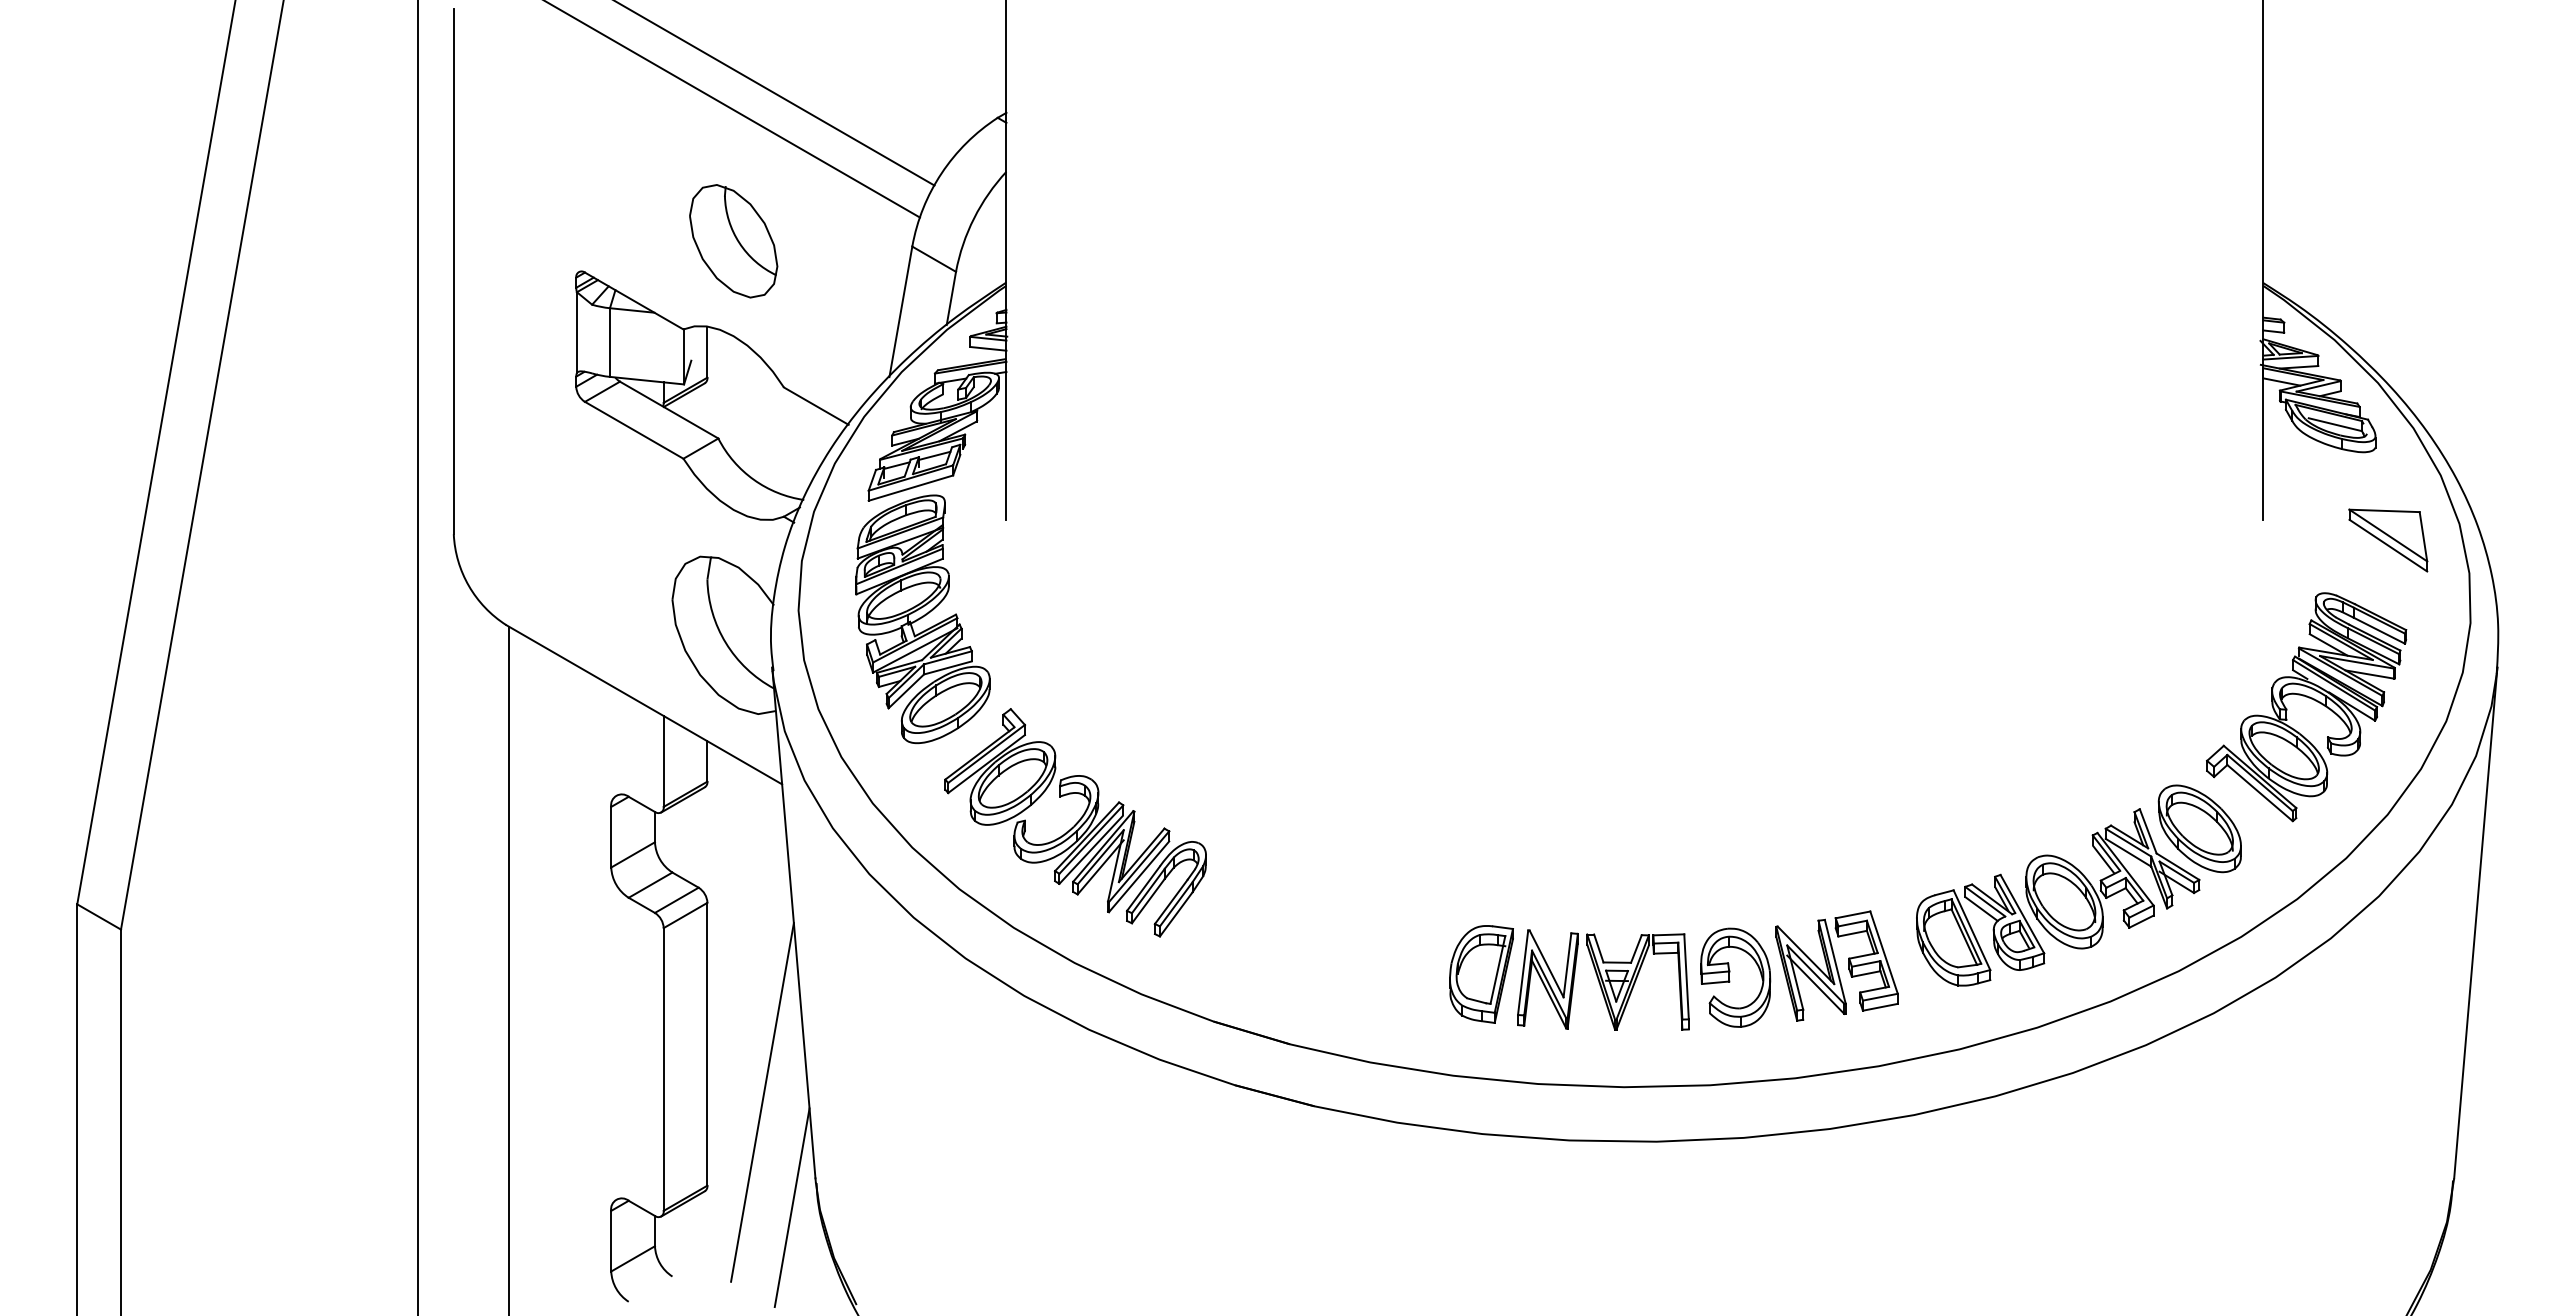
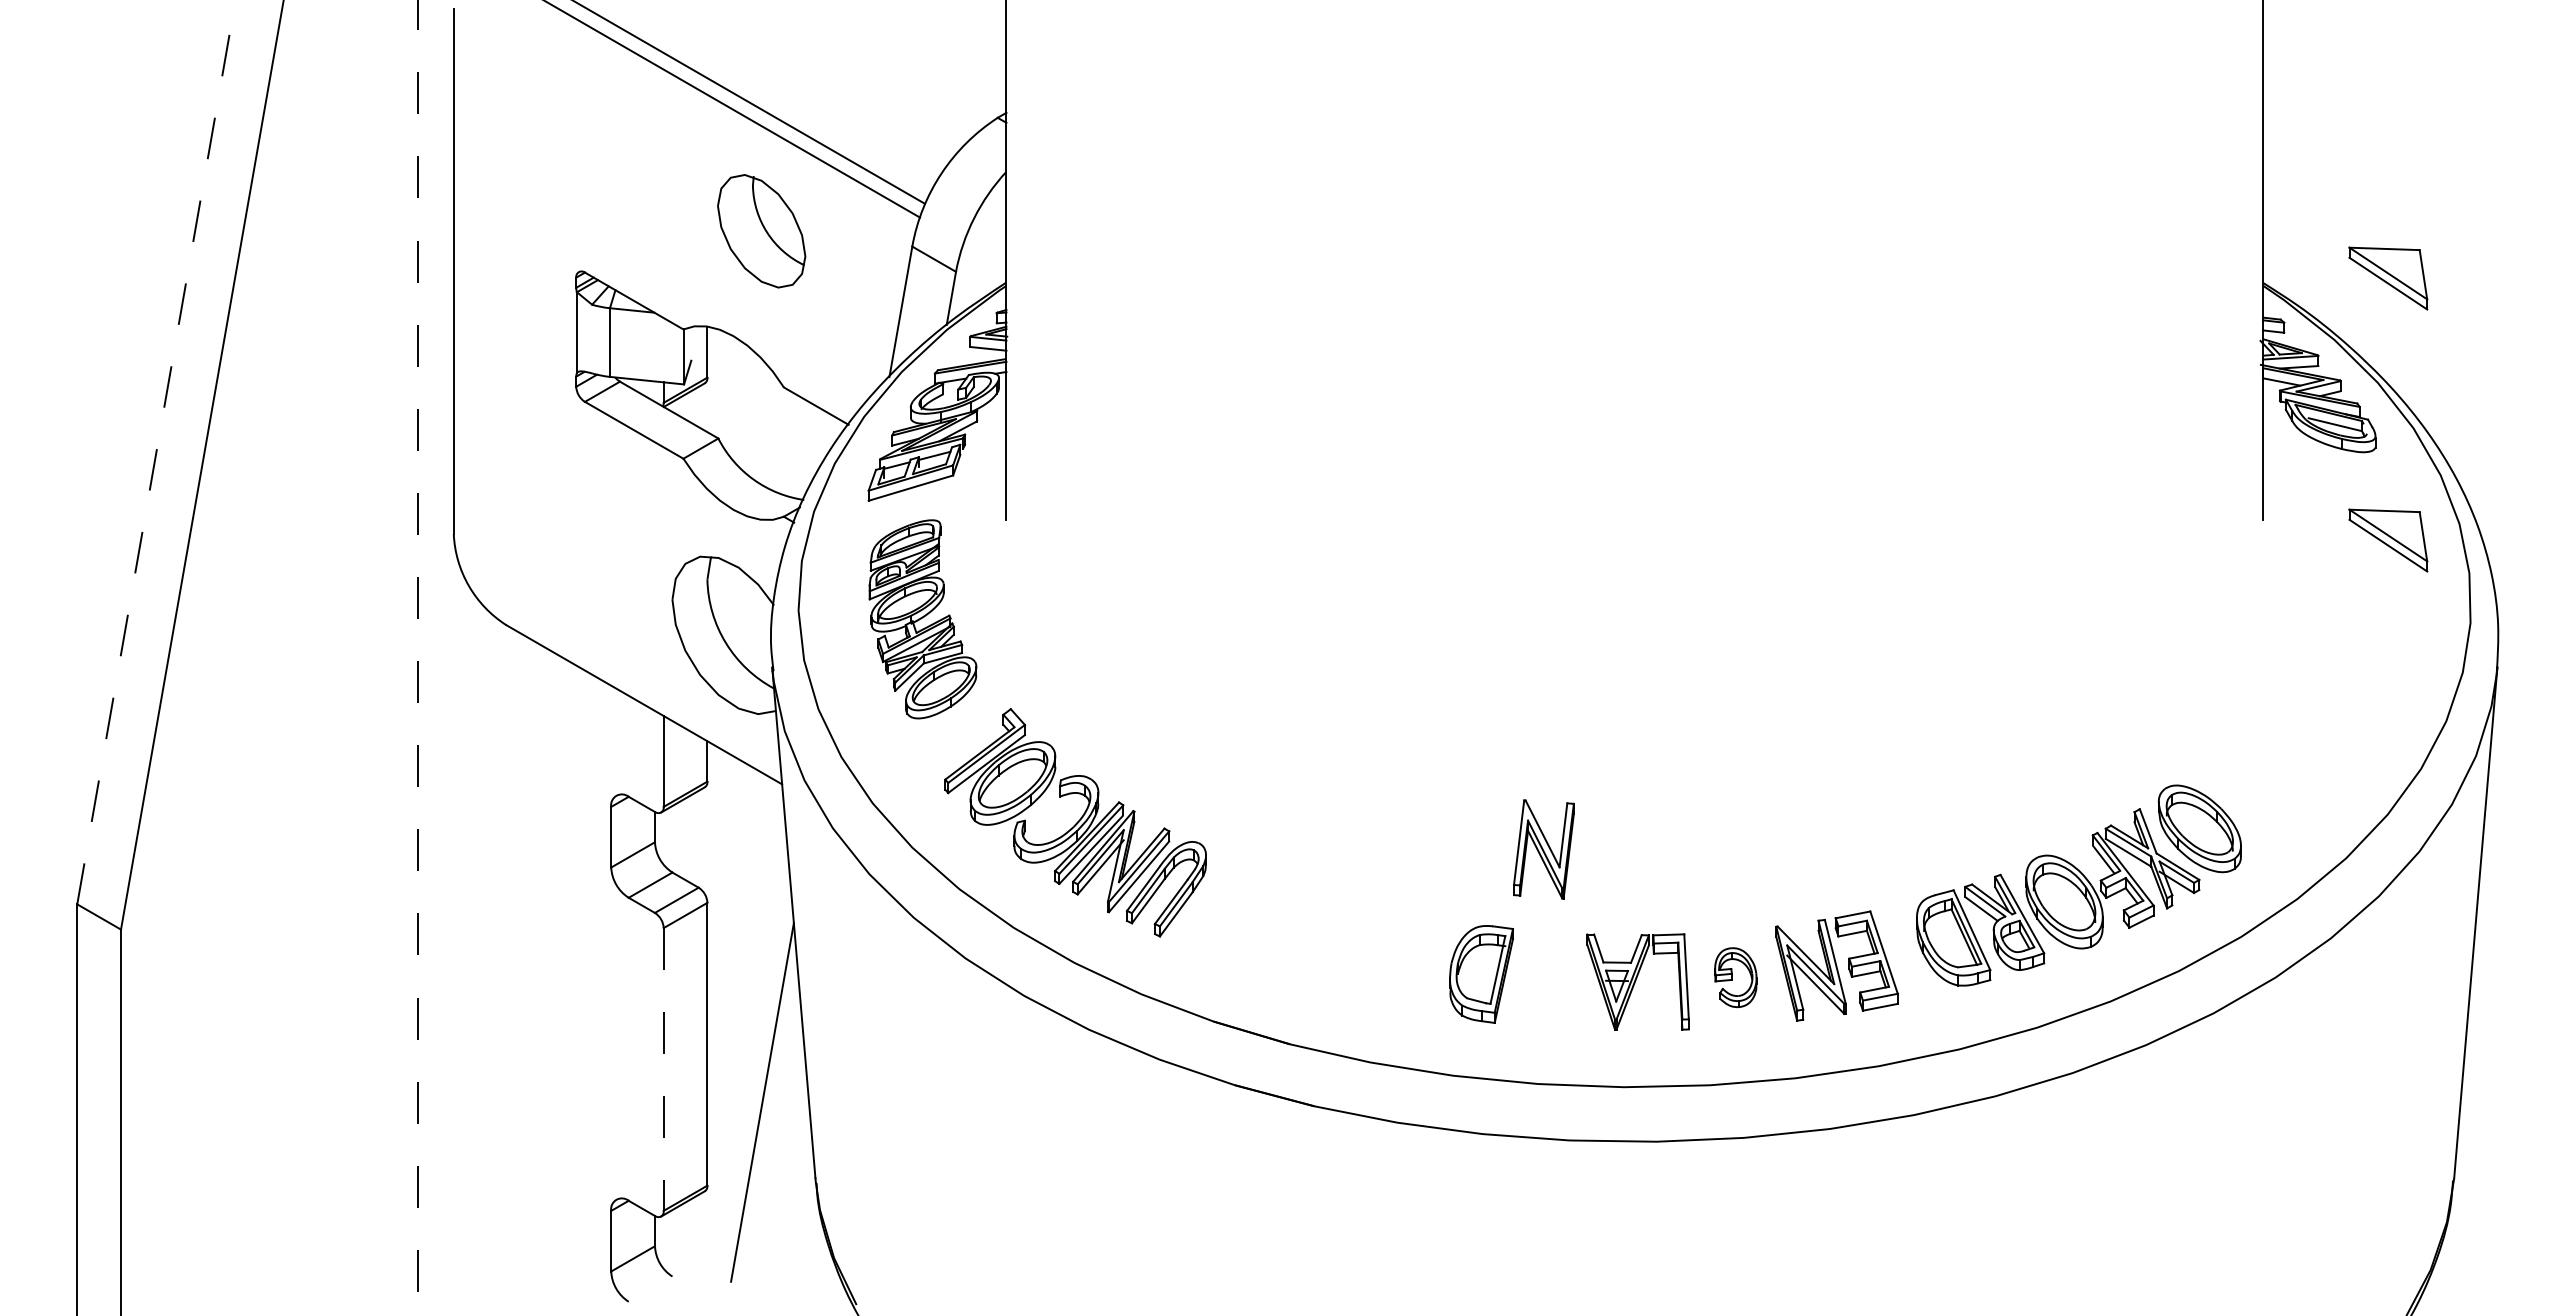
line position: (775, 93) -> (749, 102) (749, 102)
part position: (733, 241) -> (761, 231) (761, 231)
part: none -> present (2388, 278)
line: solid -> dashed (156, 452)
part size: 136x251 px -> 110x201 px (922, 619)
line: solid -> dashed (418, 657)
part: present -> none (2308, 698)
line: present -> none (509, 969)
part size: 72x101 px -> 44x61 px (1735, 977)
part position: (1547, 979) -> (1543, 849) (1543, 849)
line: solid -> dashed (663, 1070)
line: present -> none (791, 1207)
